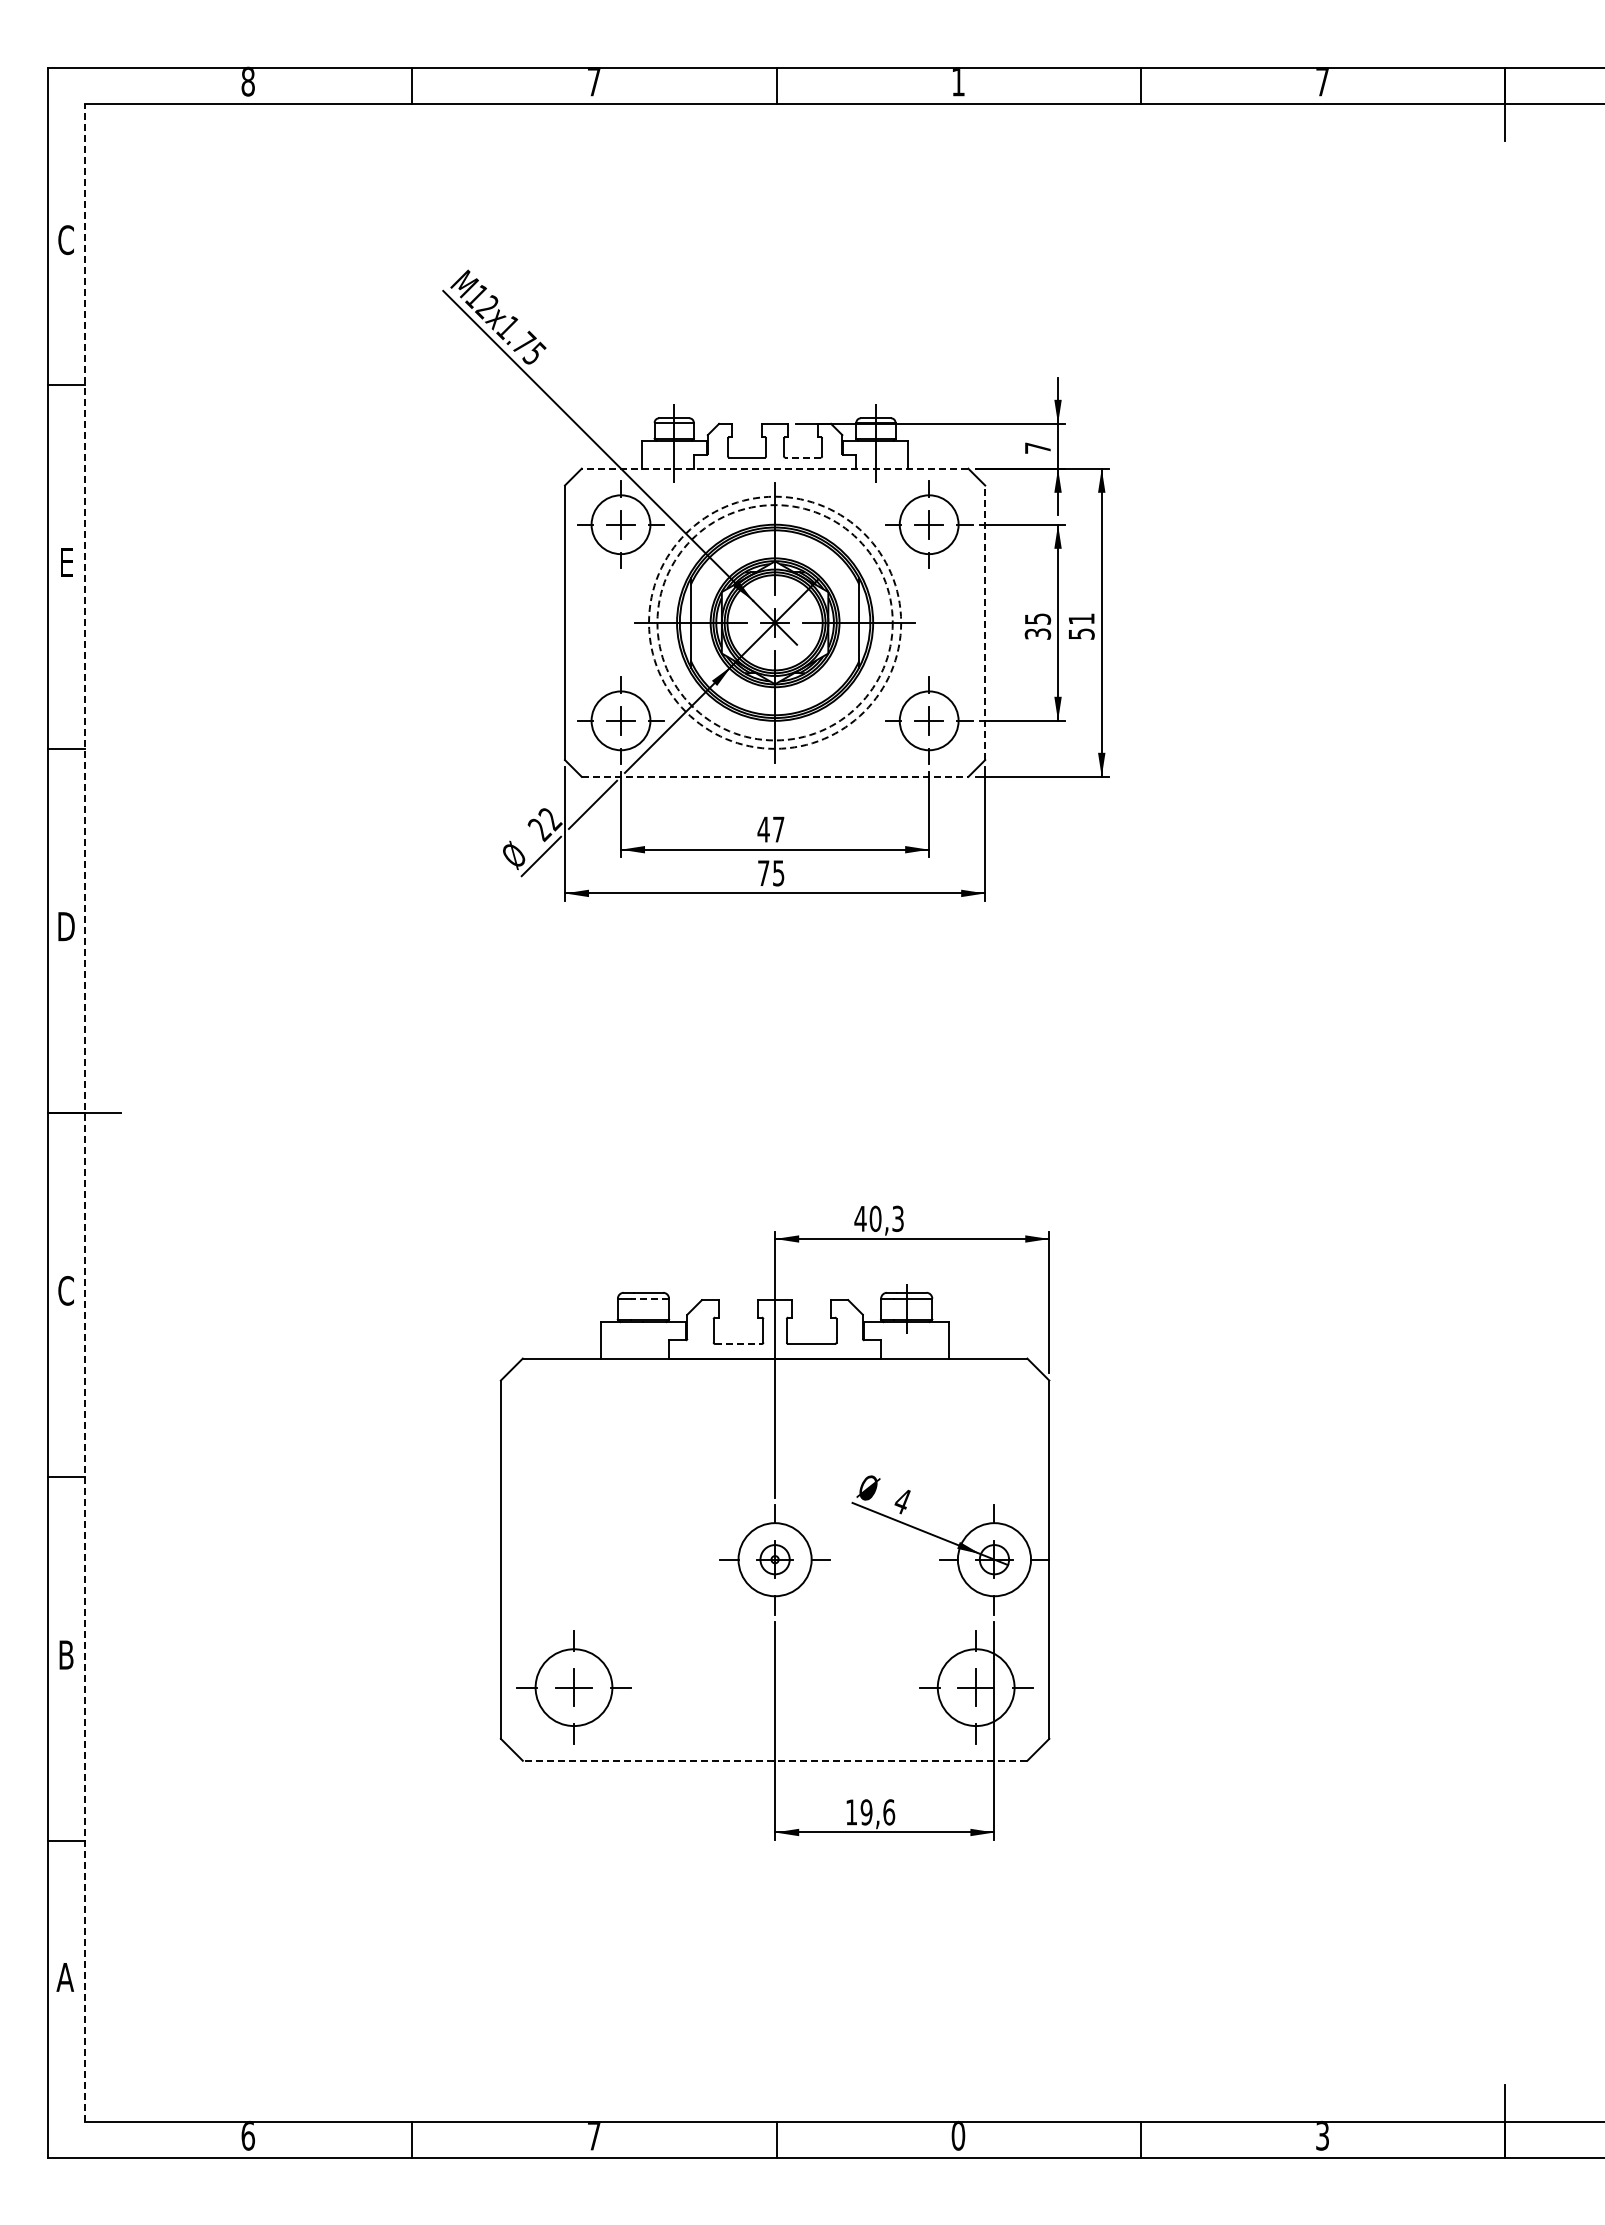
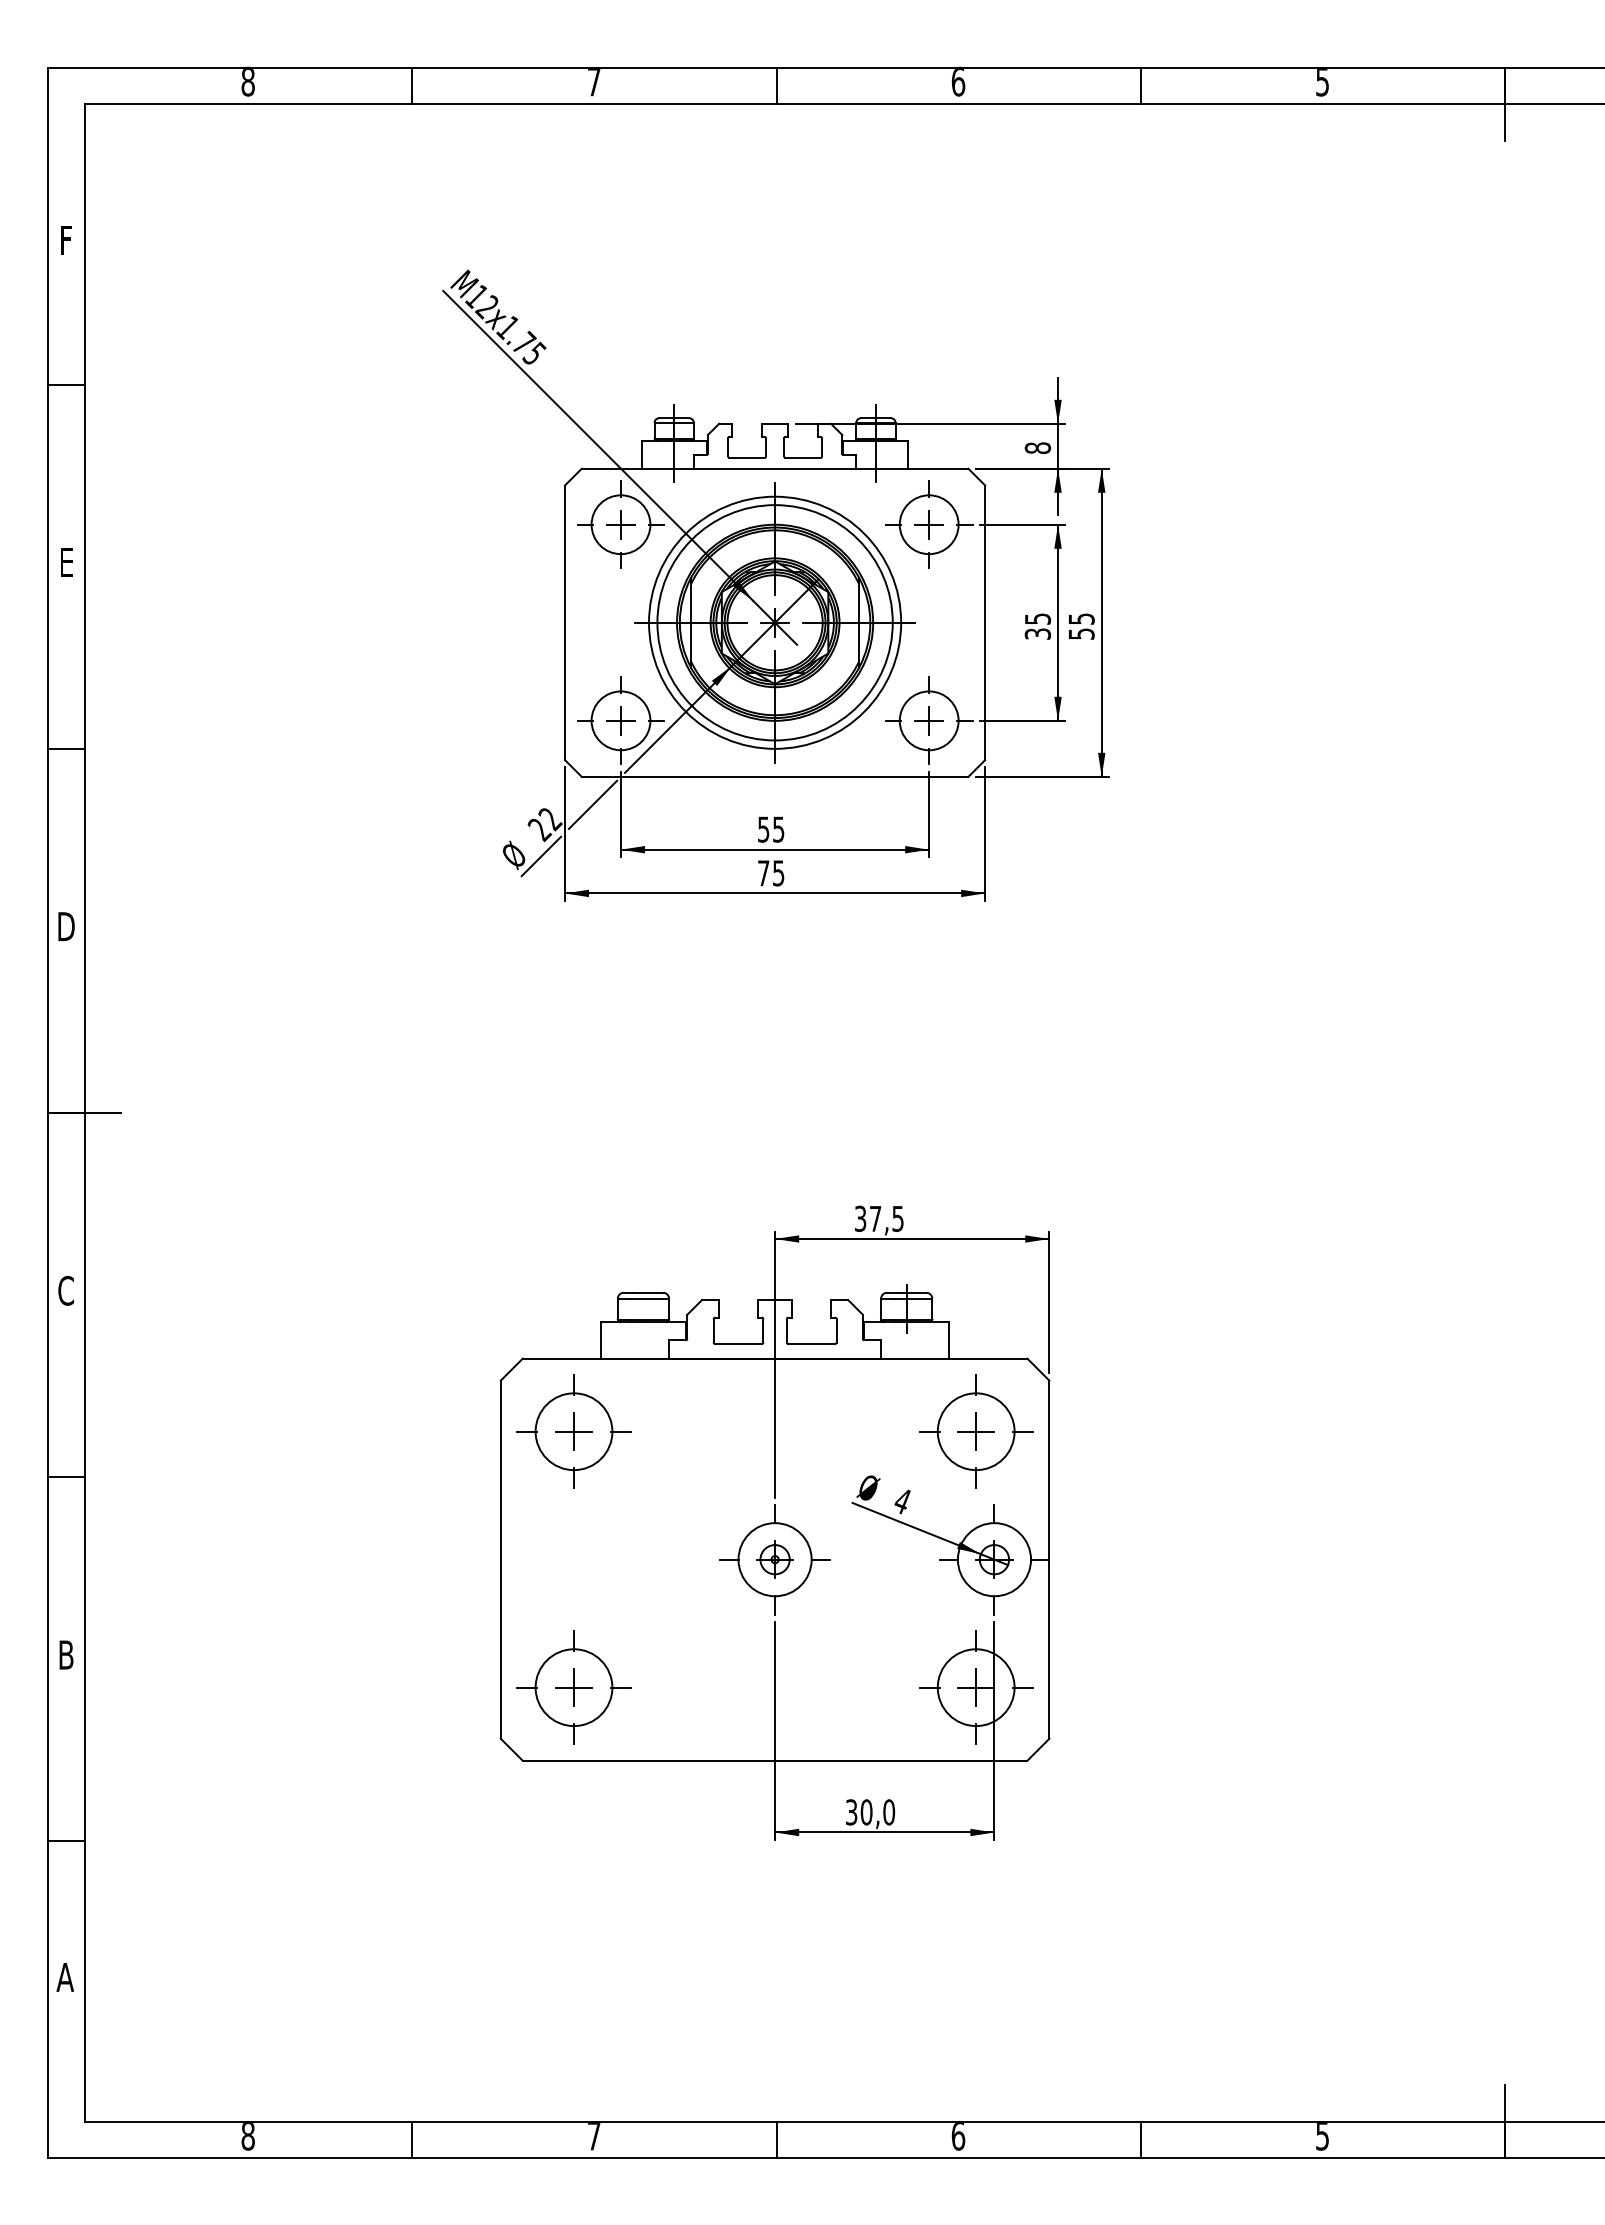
text: 1 -> 6 (958, 81)
text: 7 -> 5 (1322, 82)
text: C -> F (65, 240)
text: 7 -> 8 (1037, 448)
line: dashed -> solid (803, 457)
line: dashed -> solid (774, 468)
text: 51 -> 55 (1081, 618)
circle: dashed -> solid (774, 622)
circle: dashed -> solid (775, 622)
line: dashed -> solid (985, 622)
line: dashed -> solid (775, 776)
text: 47 -> 55 (770, 829)
line: dashed -> solid (84, 1112)
text: 40,3 -> 37,5 (878, 1218)
line: dashed -> solid (649, 1298)
line: dashed -> solid (739, 1343)
part: none -> present (573, 1431)
part: none -> present (976, 1431)
line: dashed -> solid (774, 1760)
text: 19,6 -> 30,0 (870, 1812)
text: 3 -> 5 (1322, 2134)
text: 0 -> 6 (958, 2135)
text: 6 -> 8 (247, 2136)
